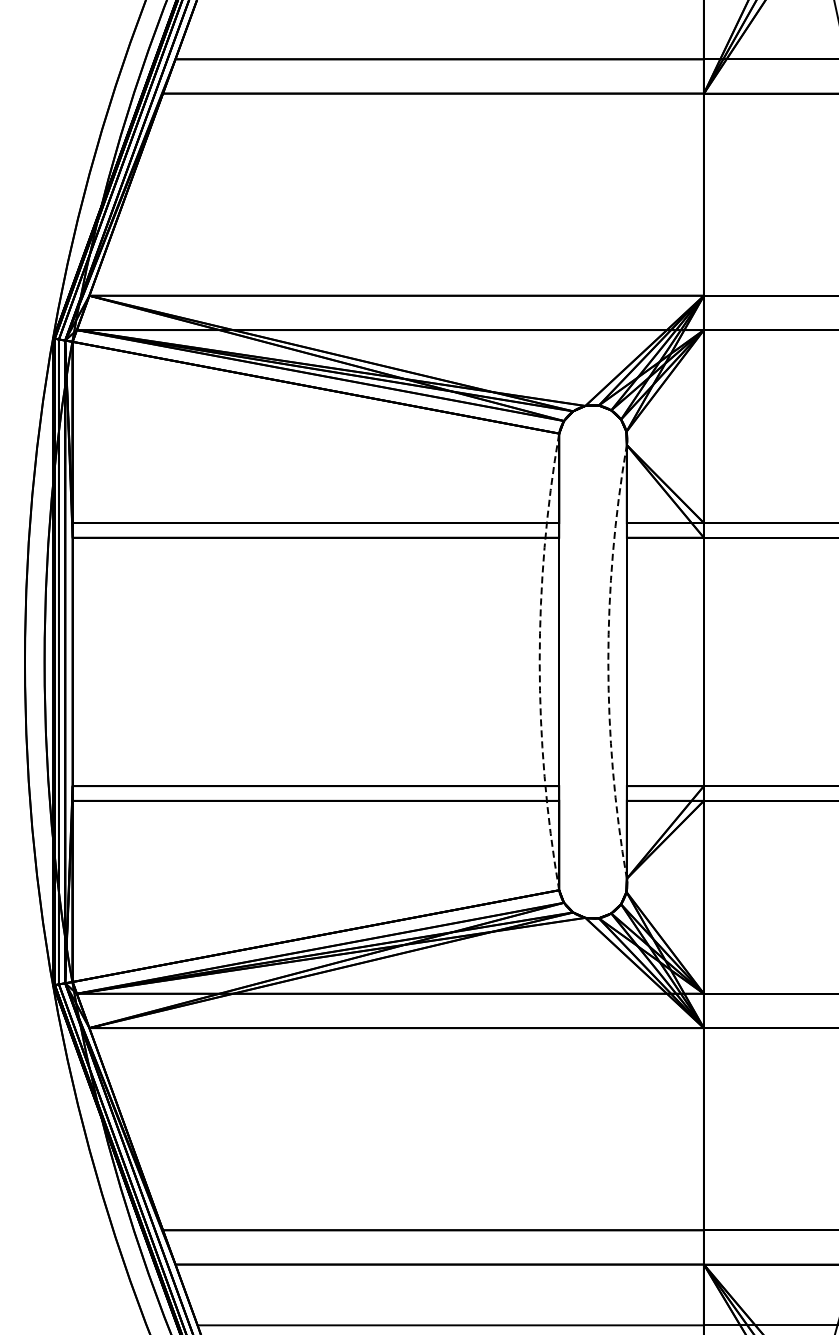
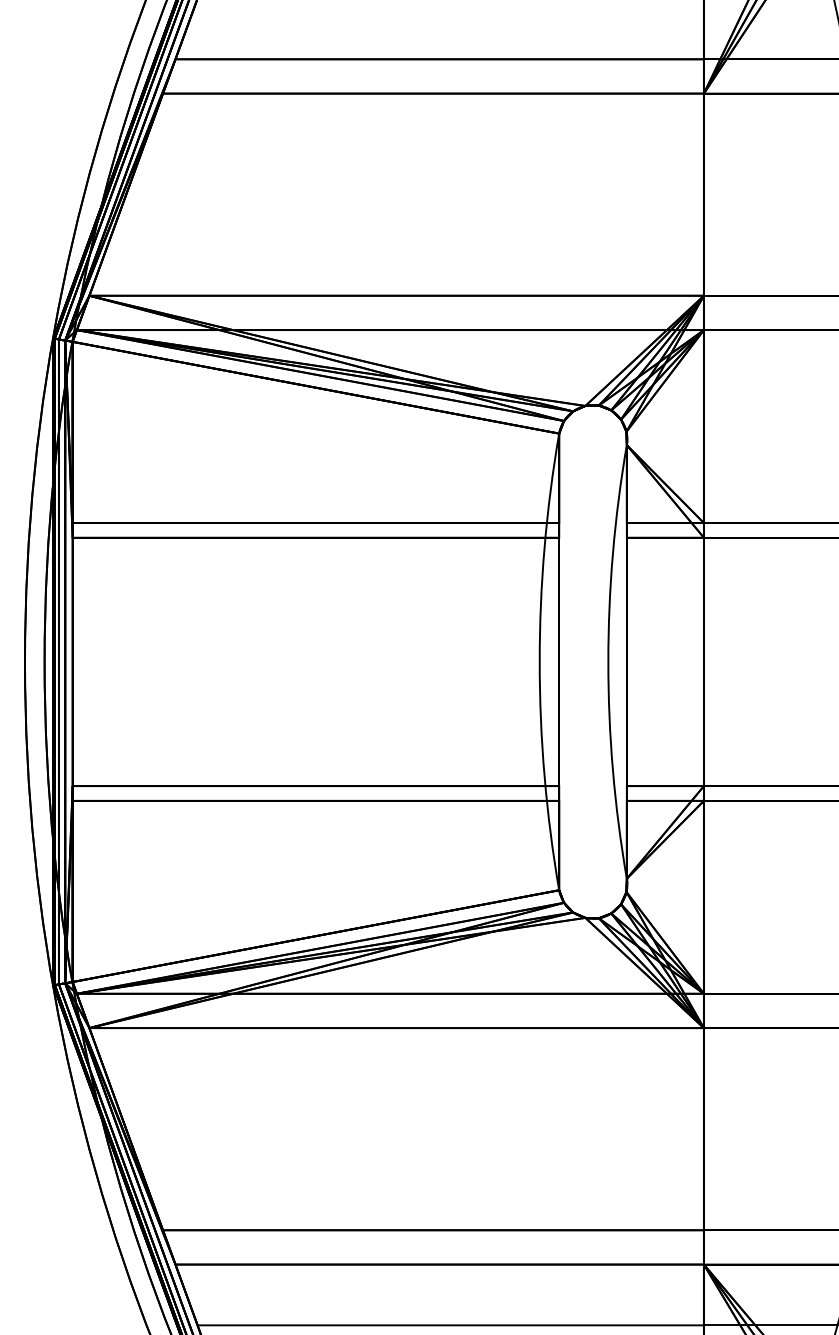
arc: dashed -> solid (539, 661)
arc: dashed -> solid (608, 661)
